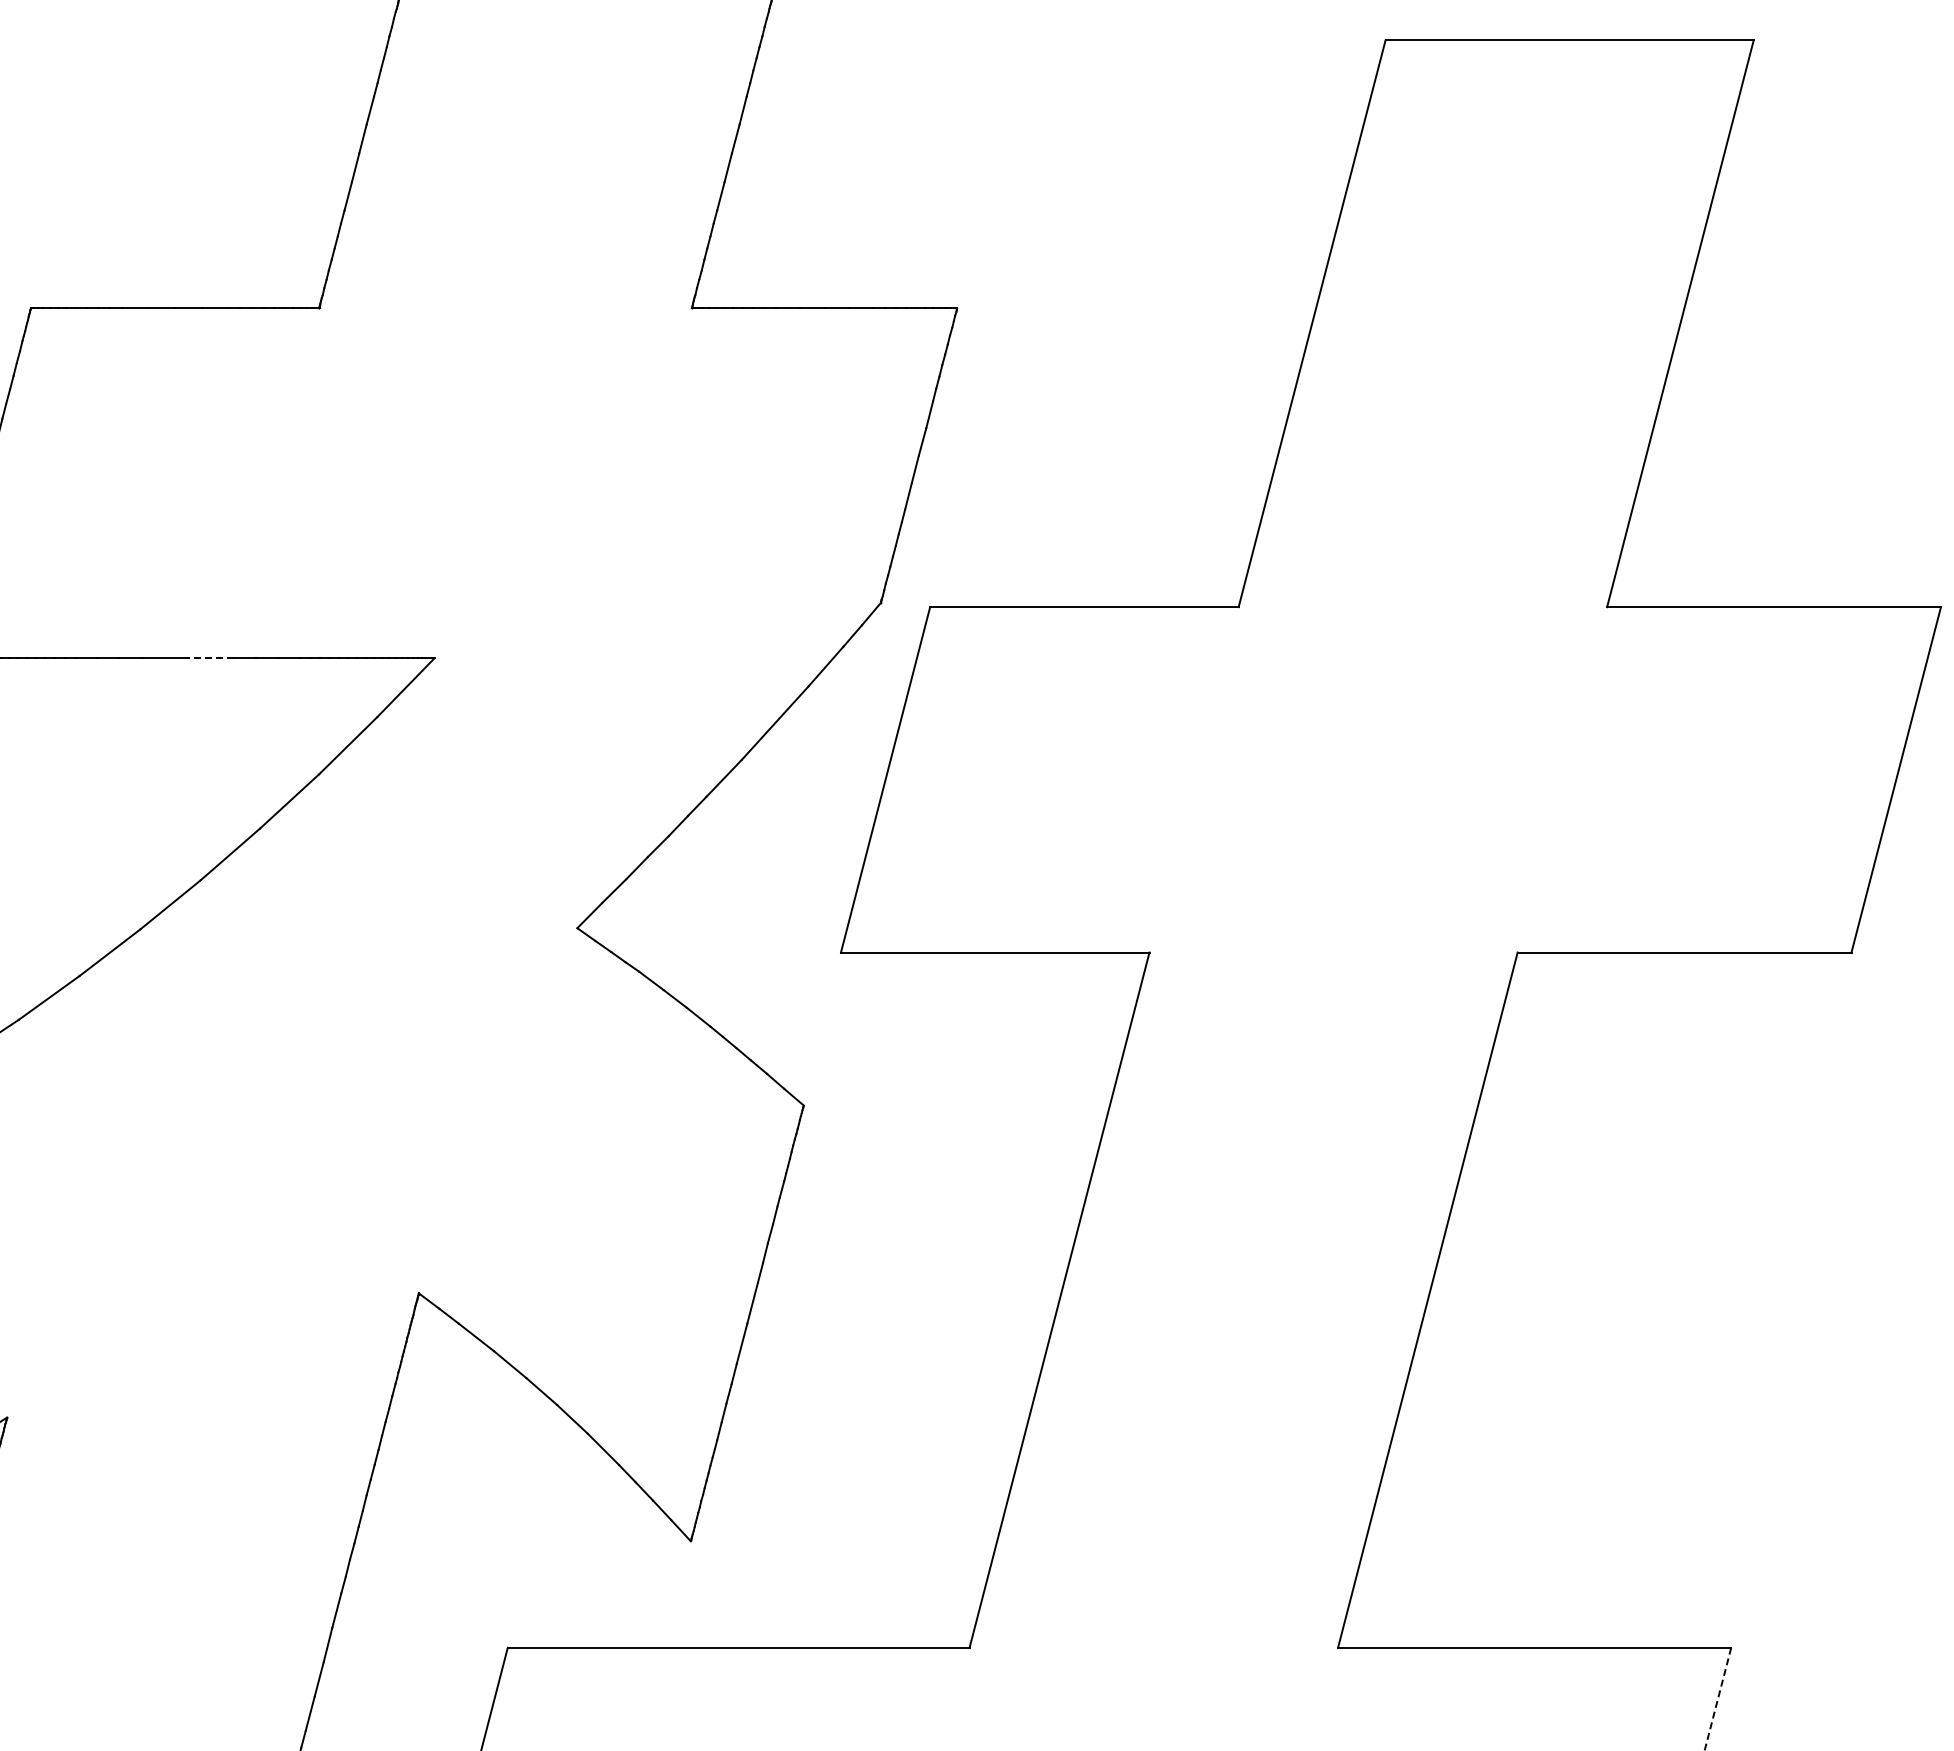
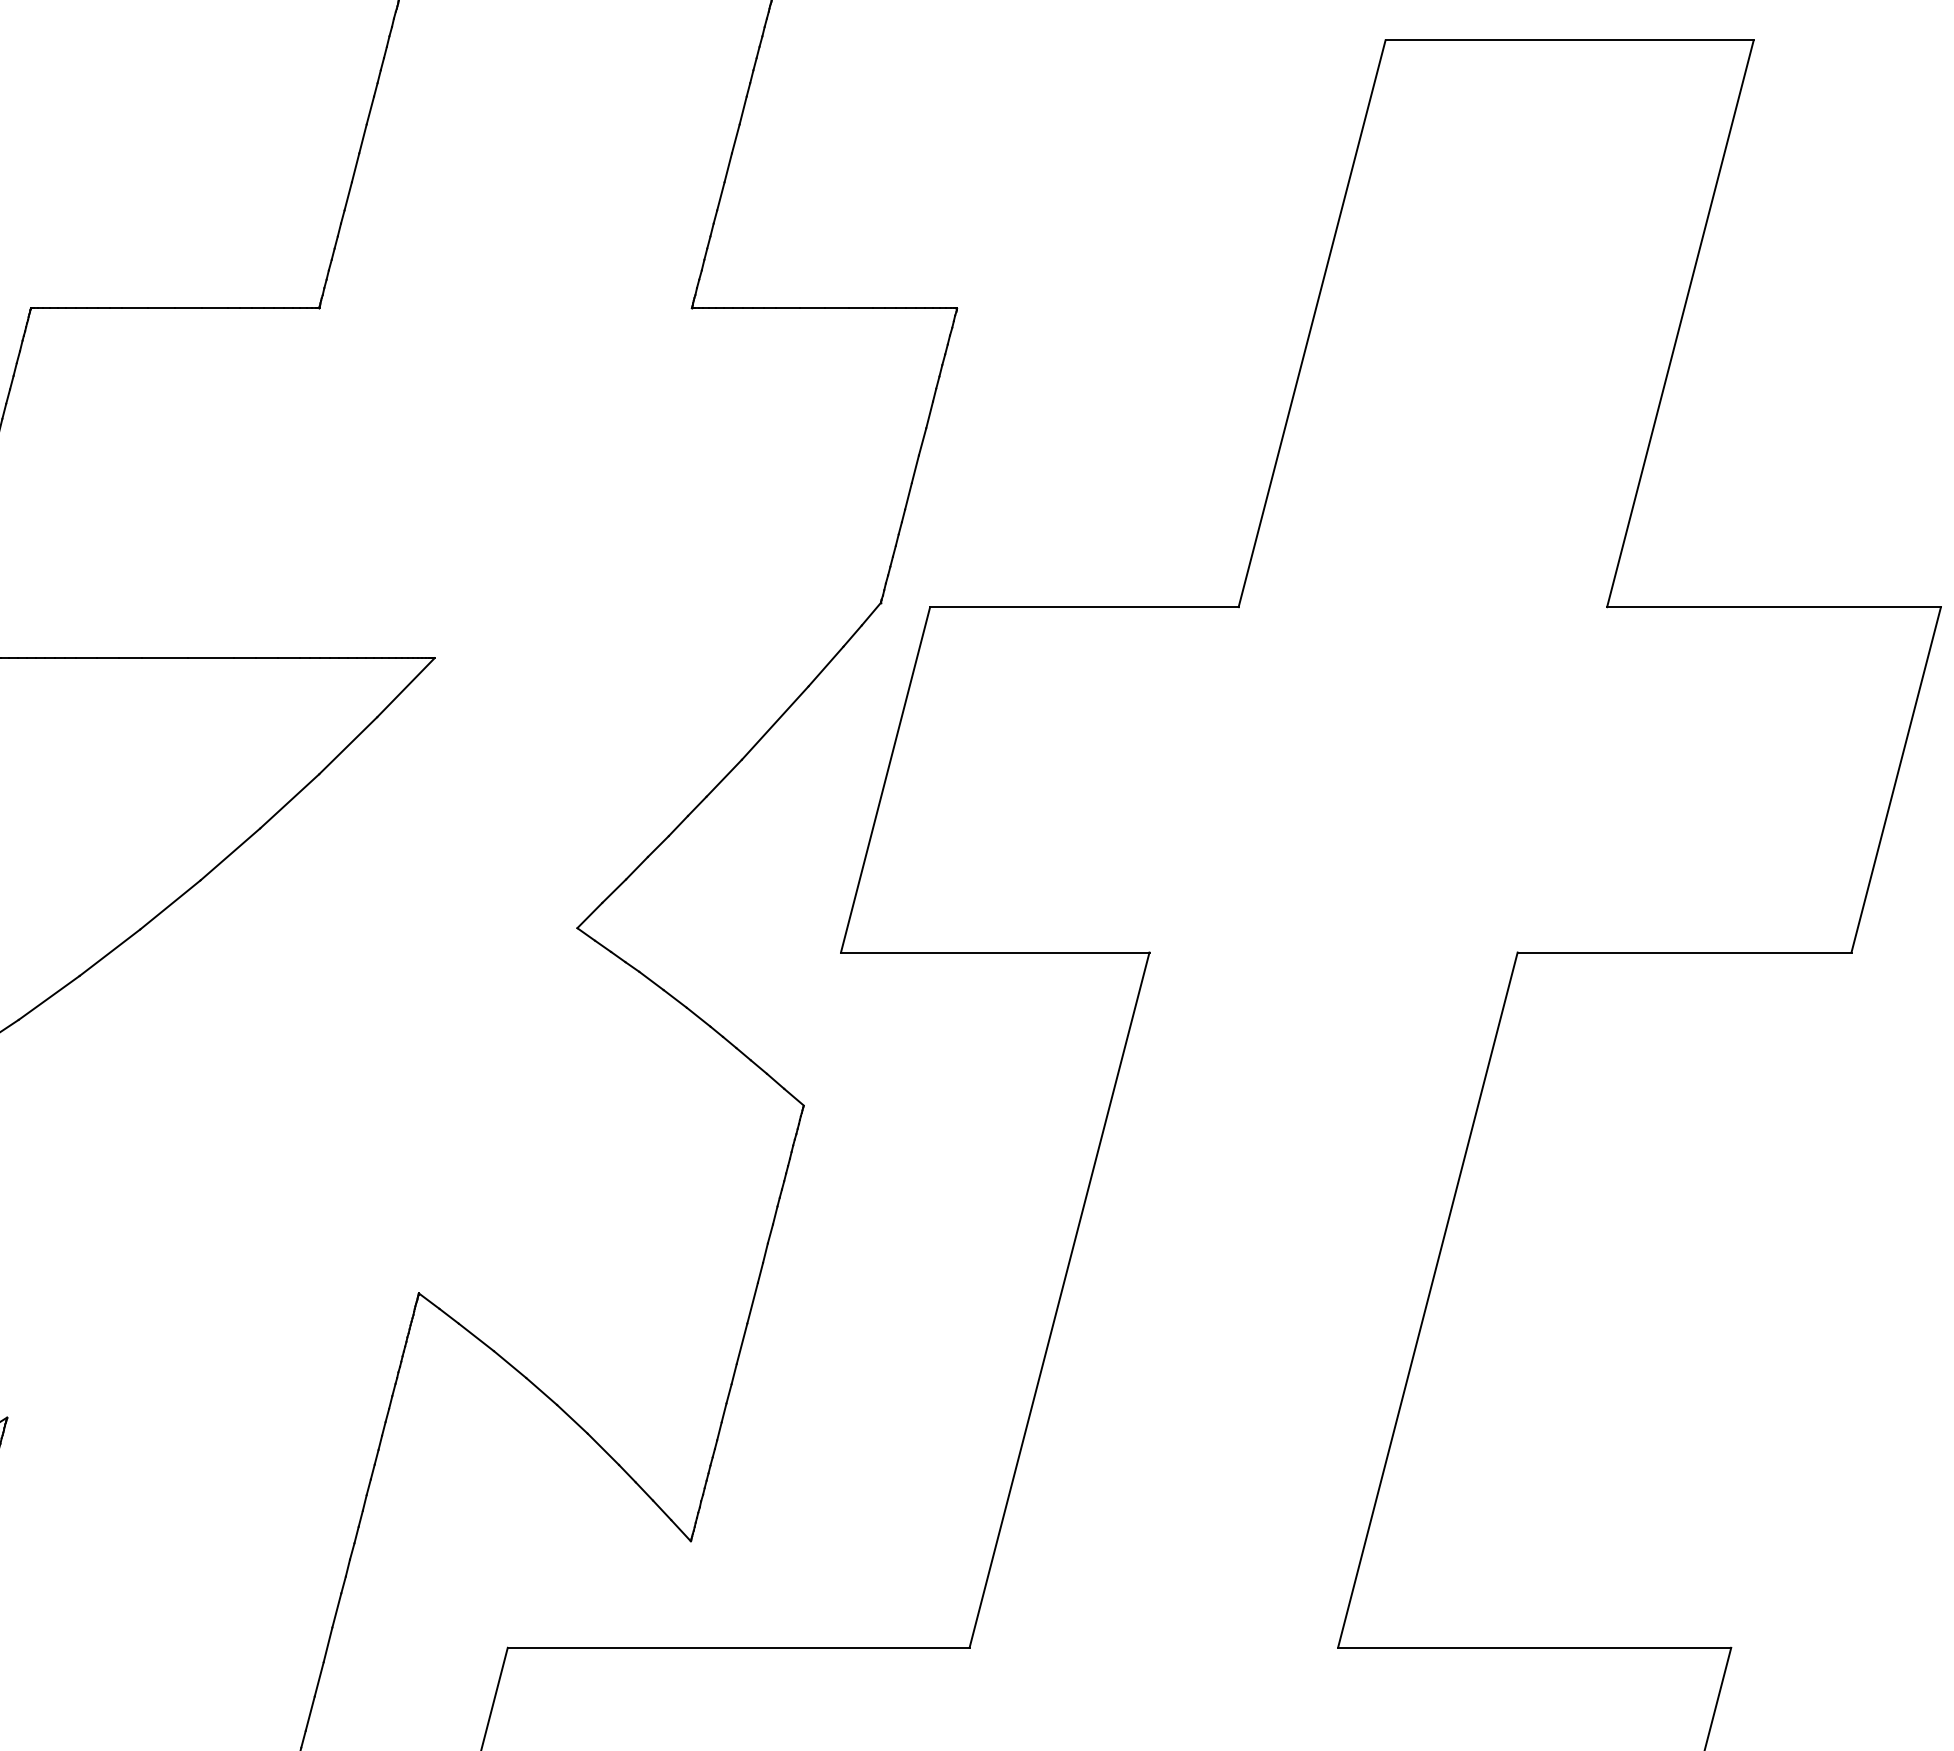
line: dashed -> solid (210, 658)
line: dashed -> solid (1717, 1699)
